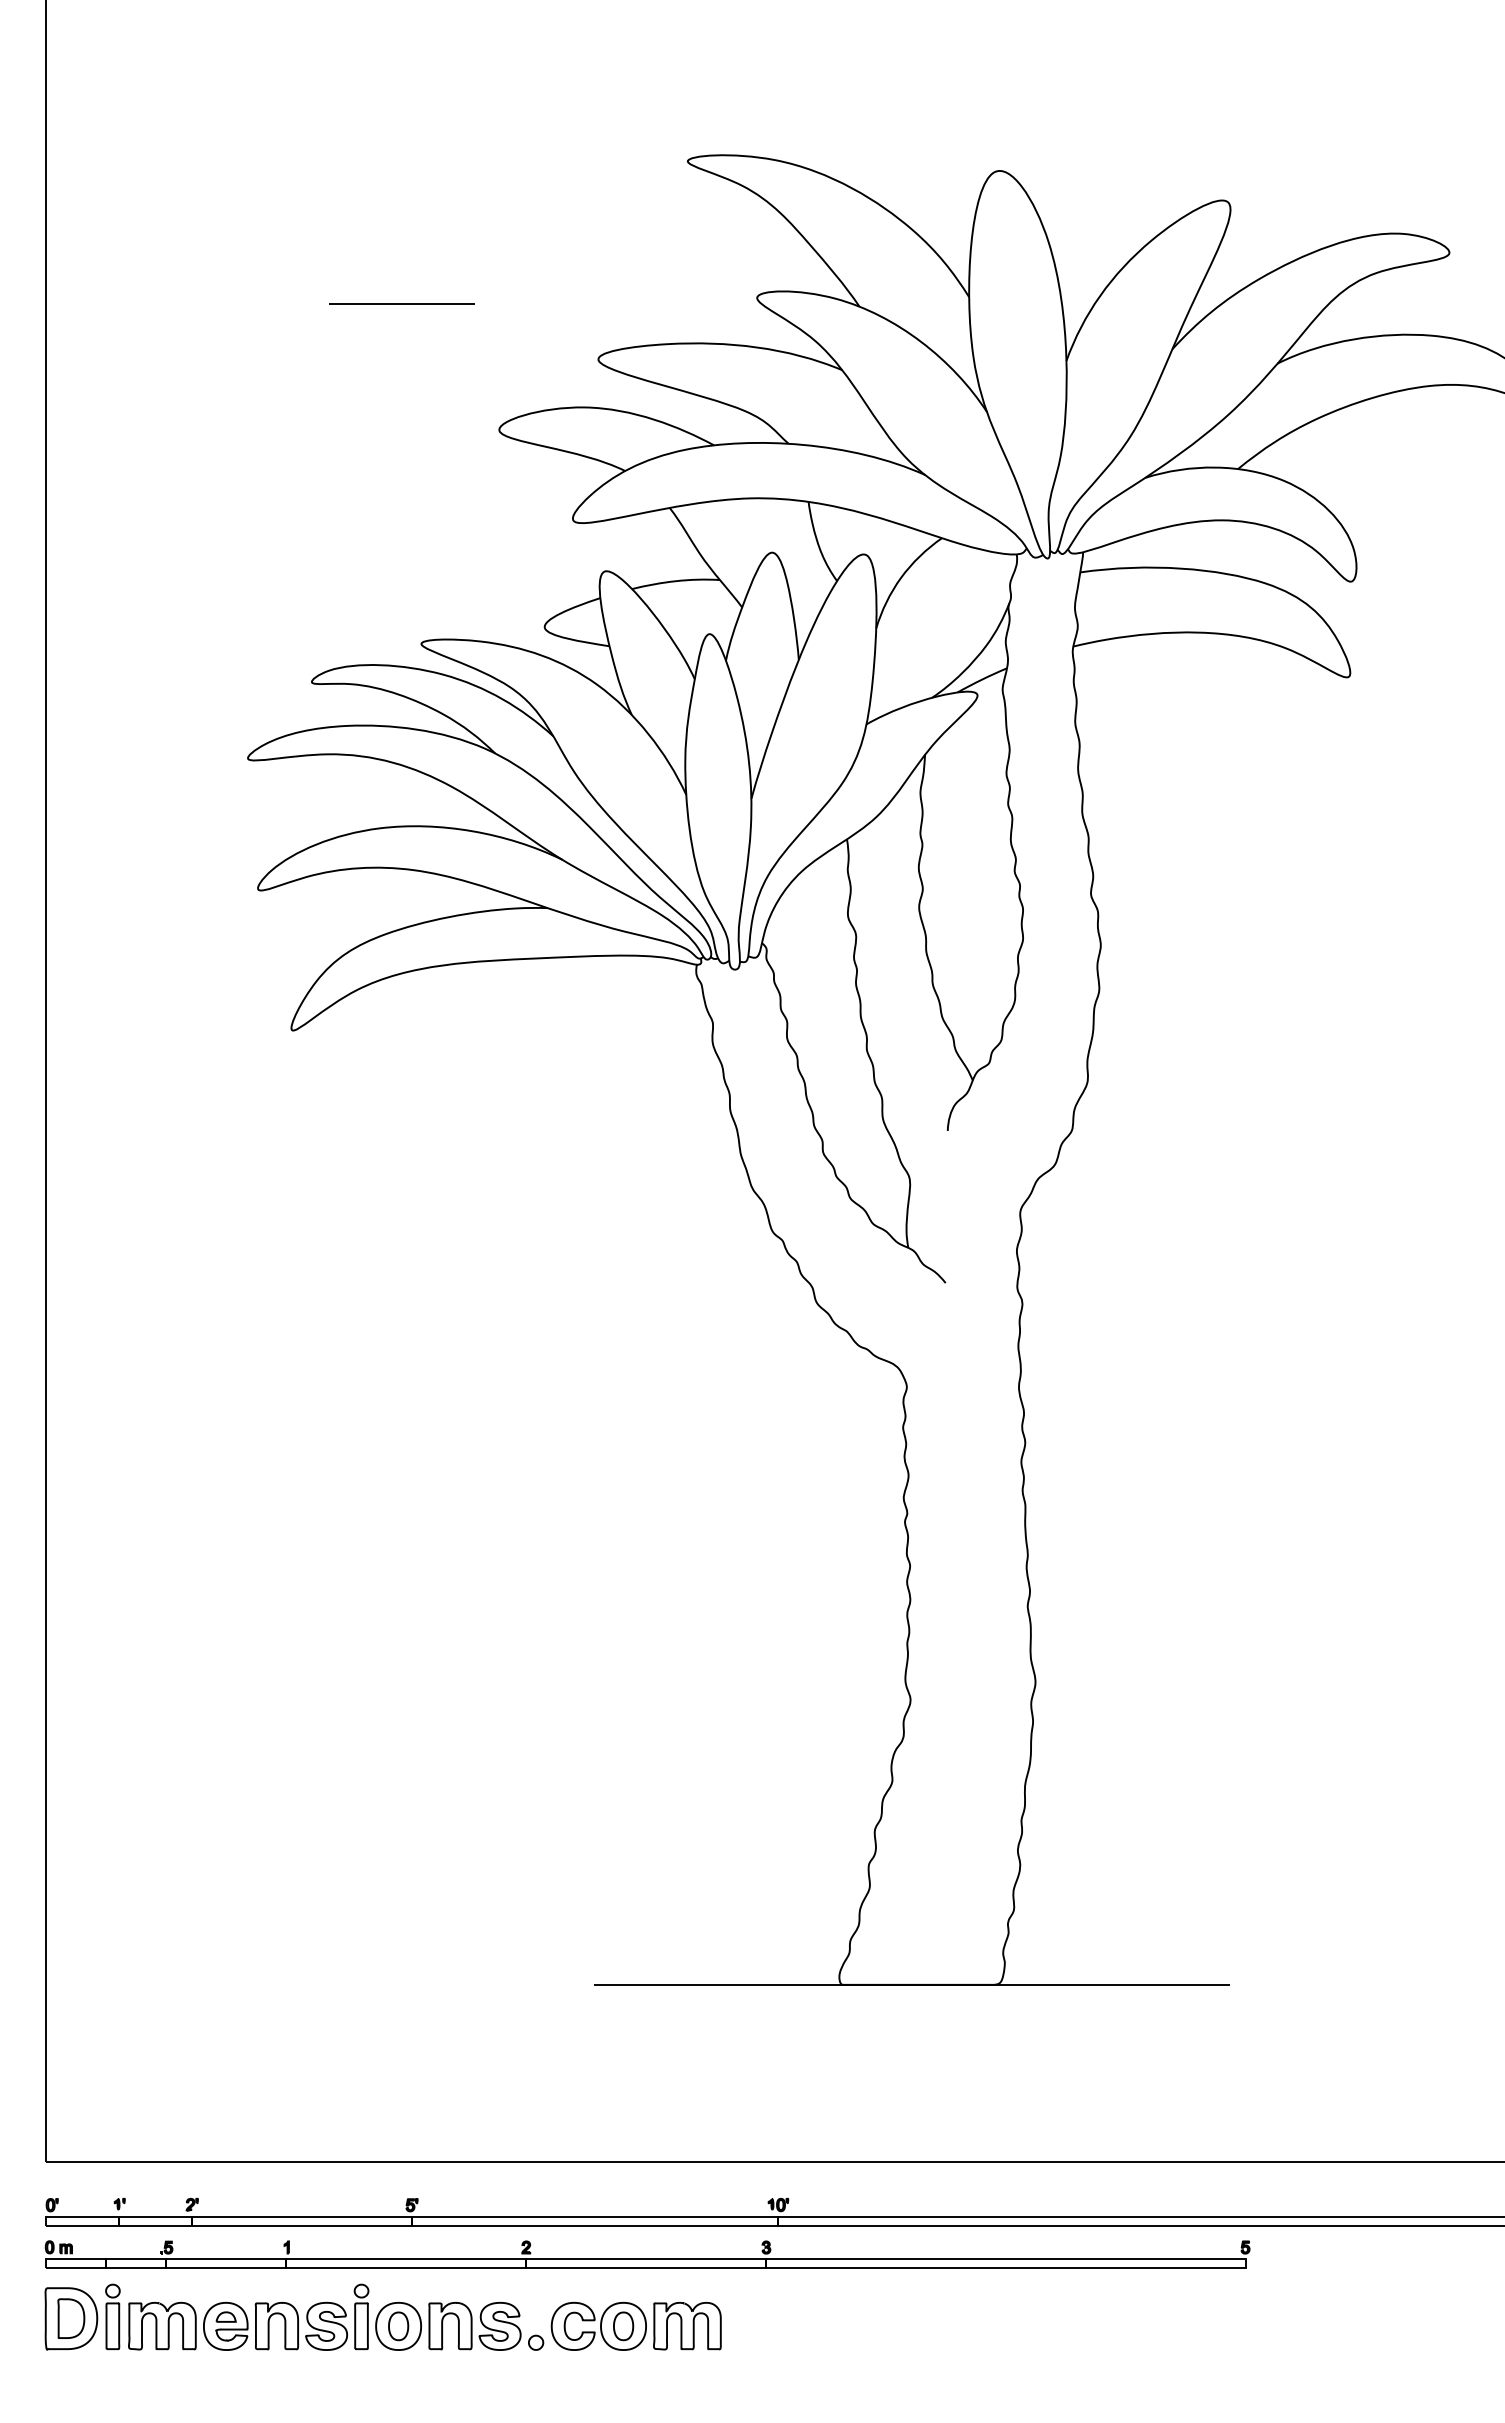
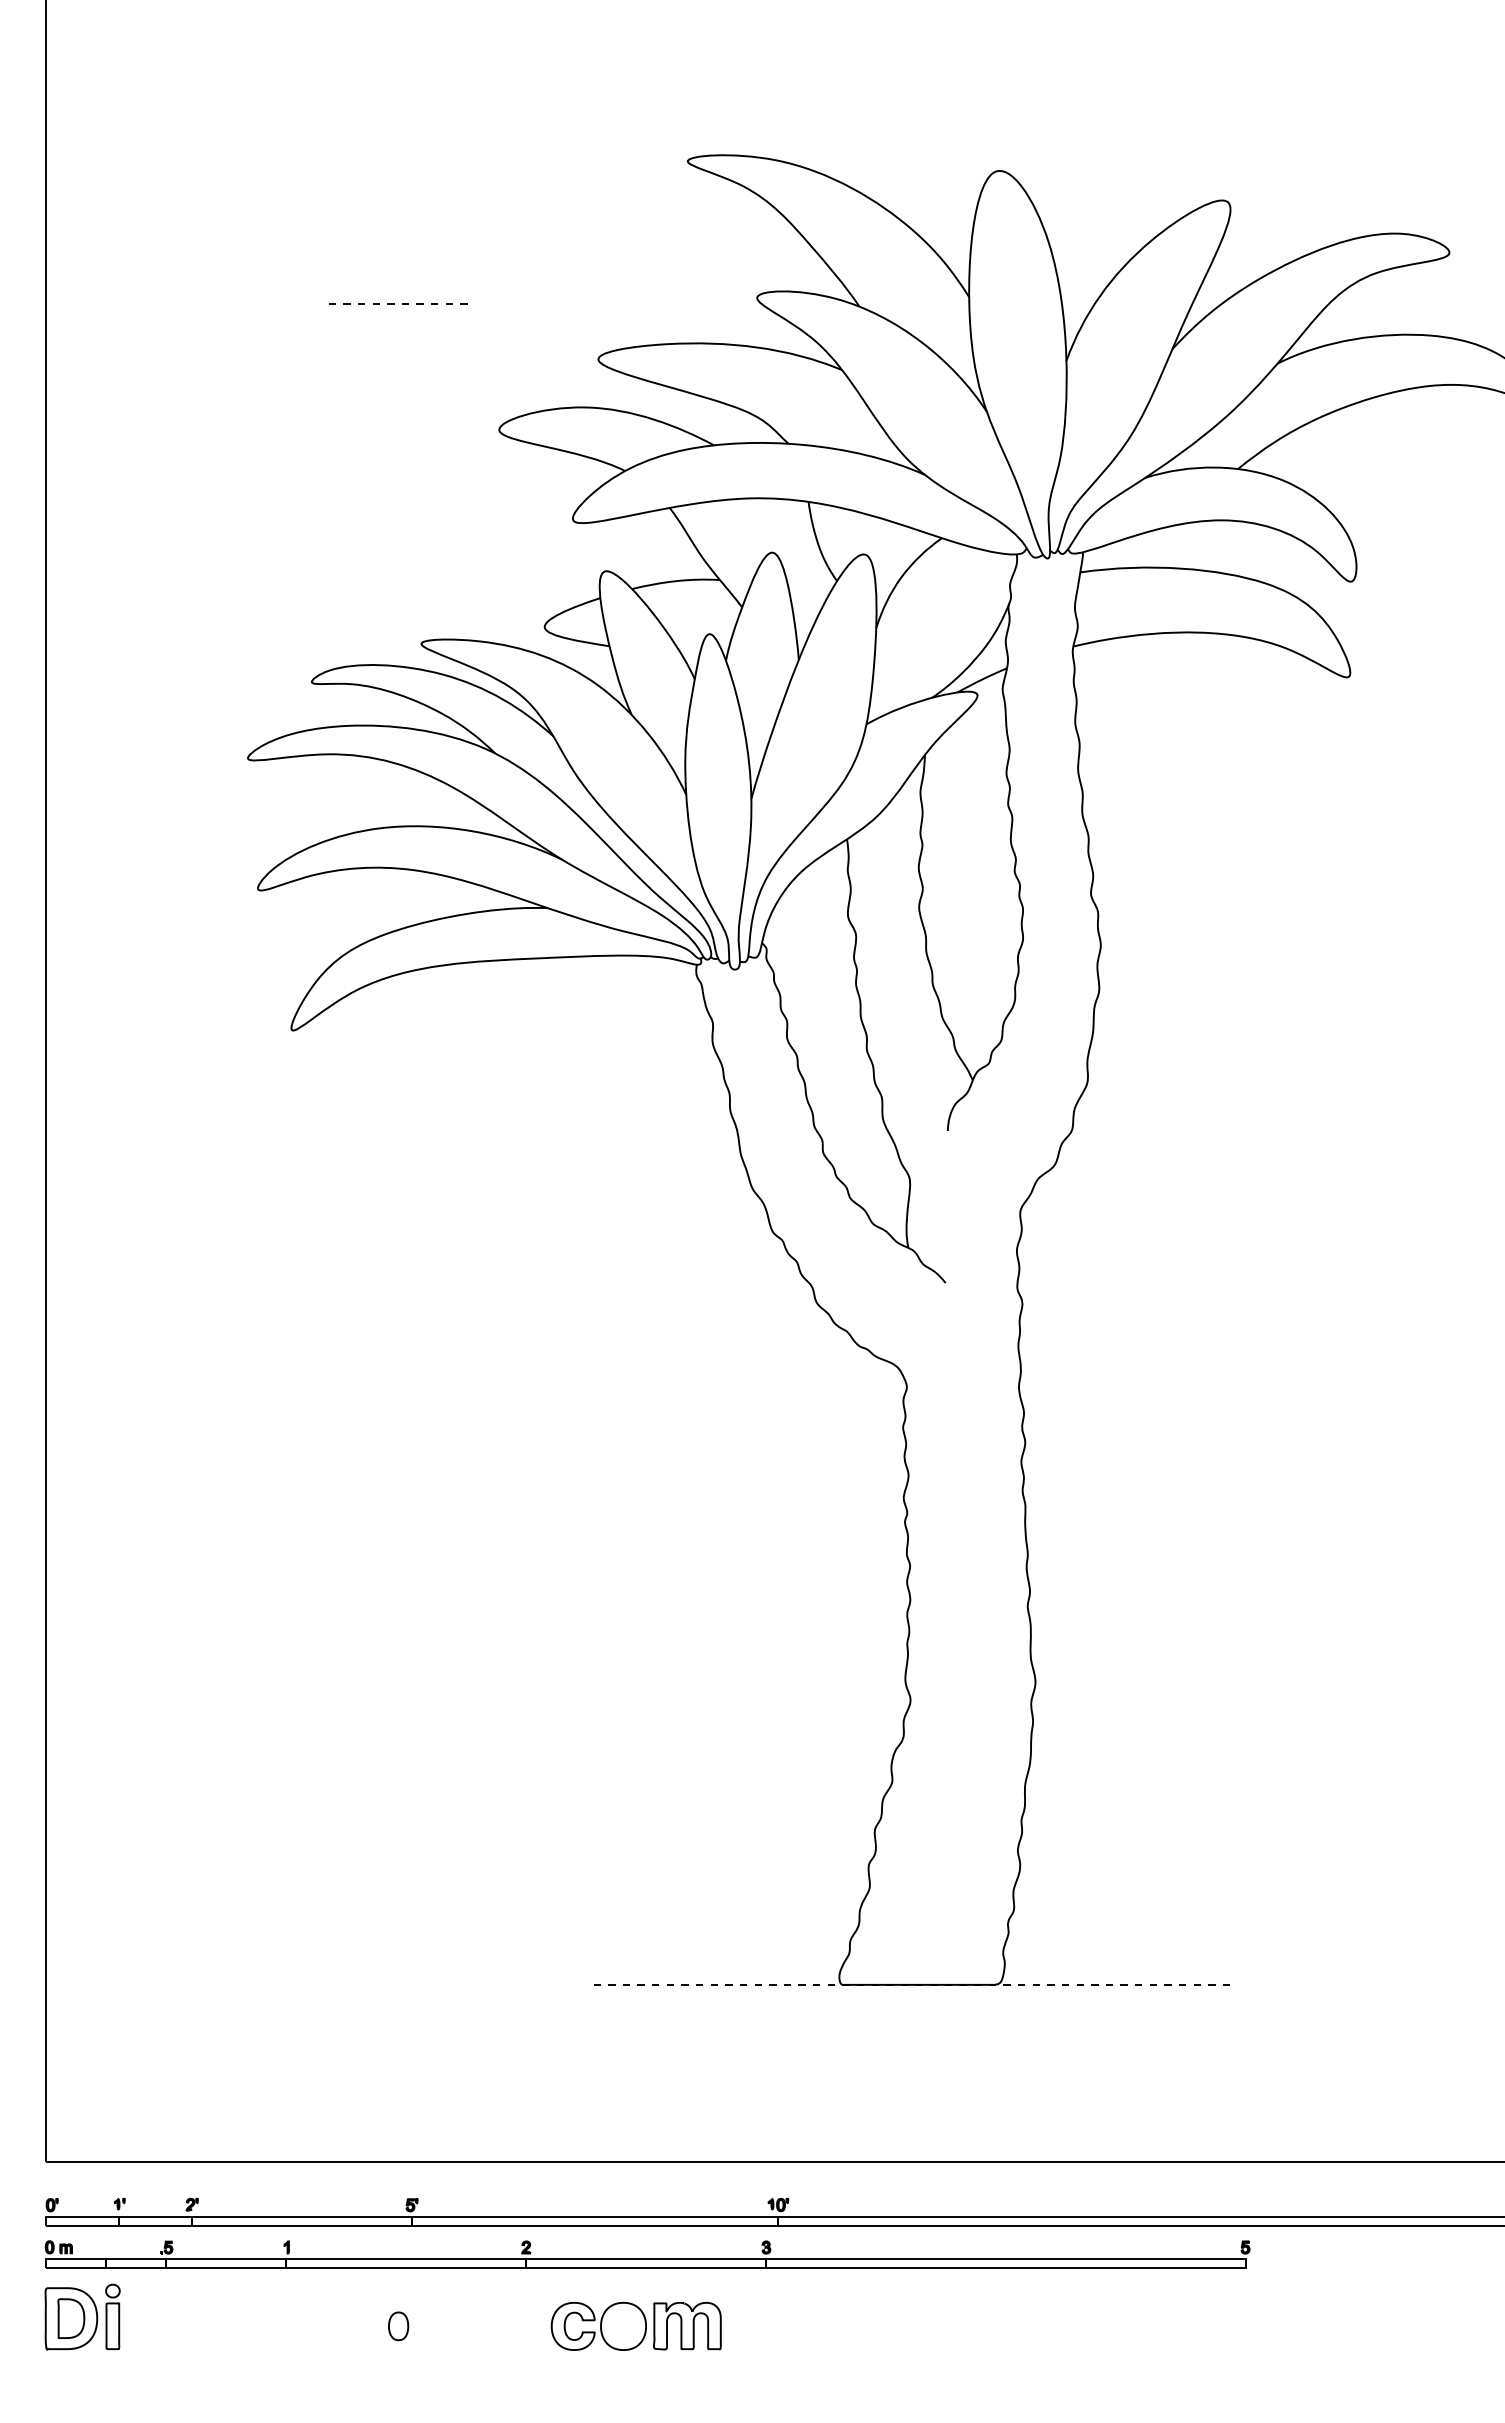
line: solid -> dashed (402, 304)
line: solid -> dashed (912, 1984)
part: present -> none (336, 2316)
part: present -> none (623, 2326)
